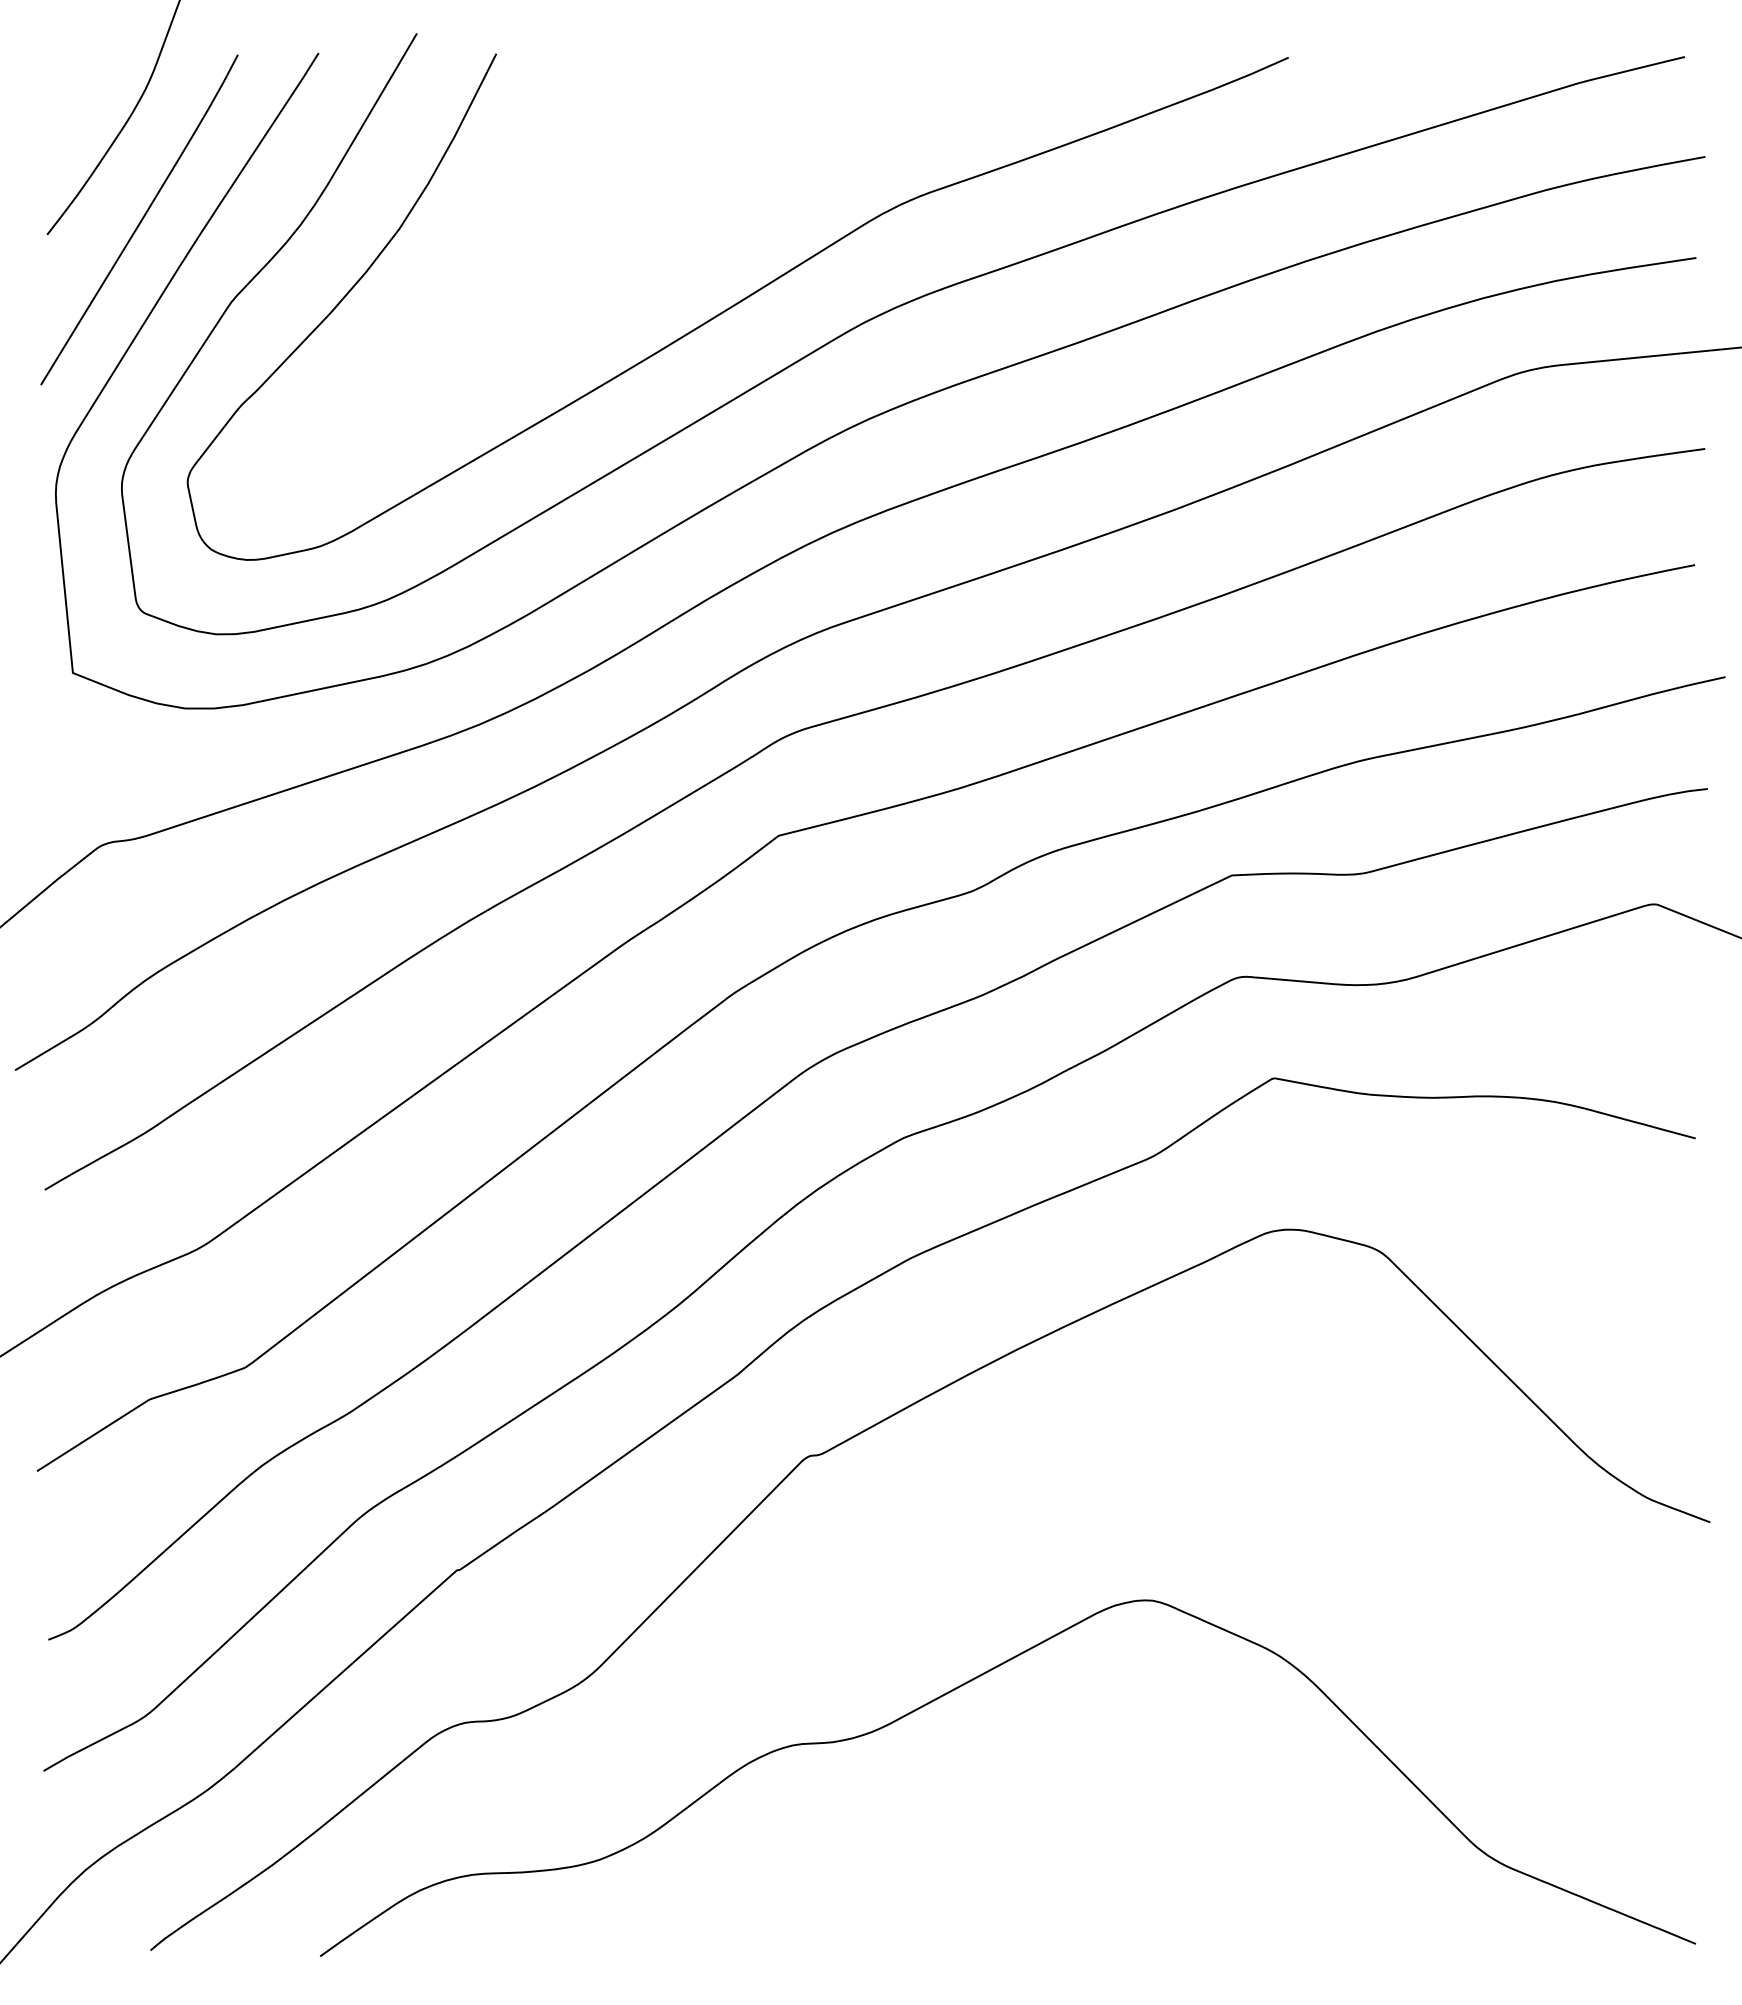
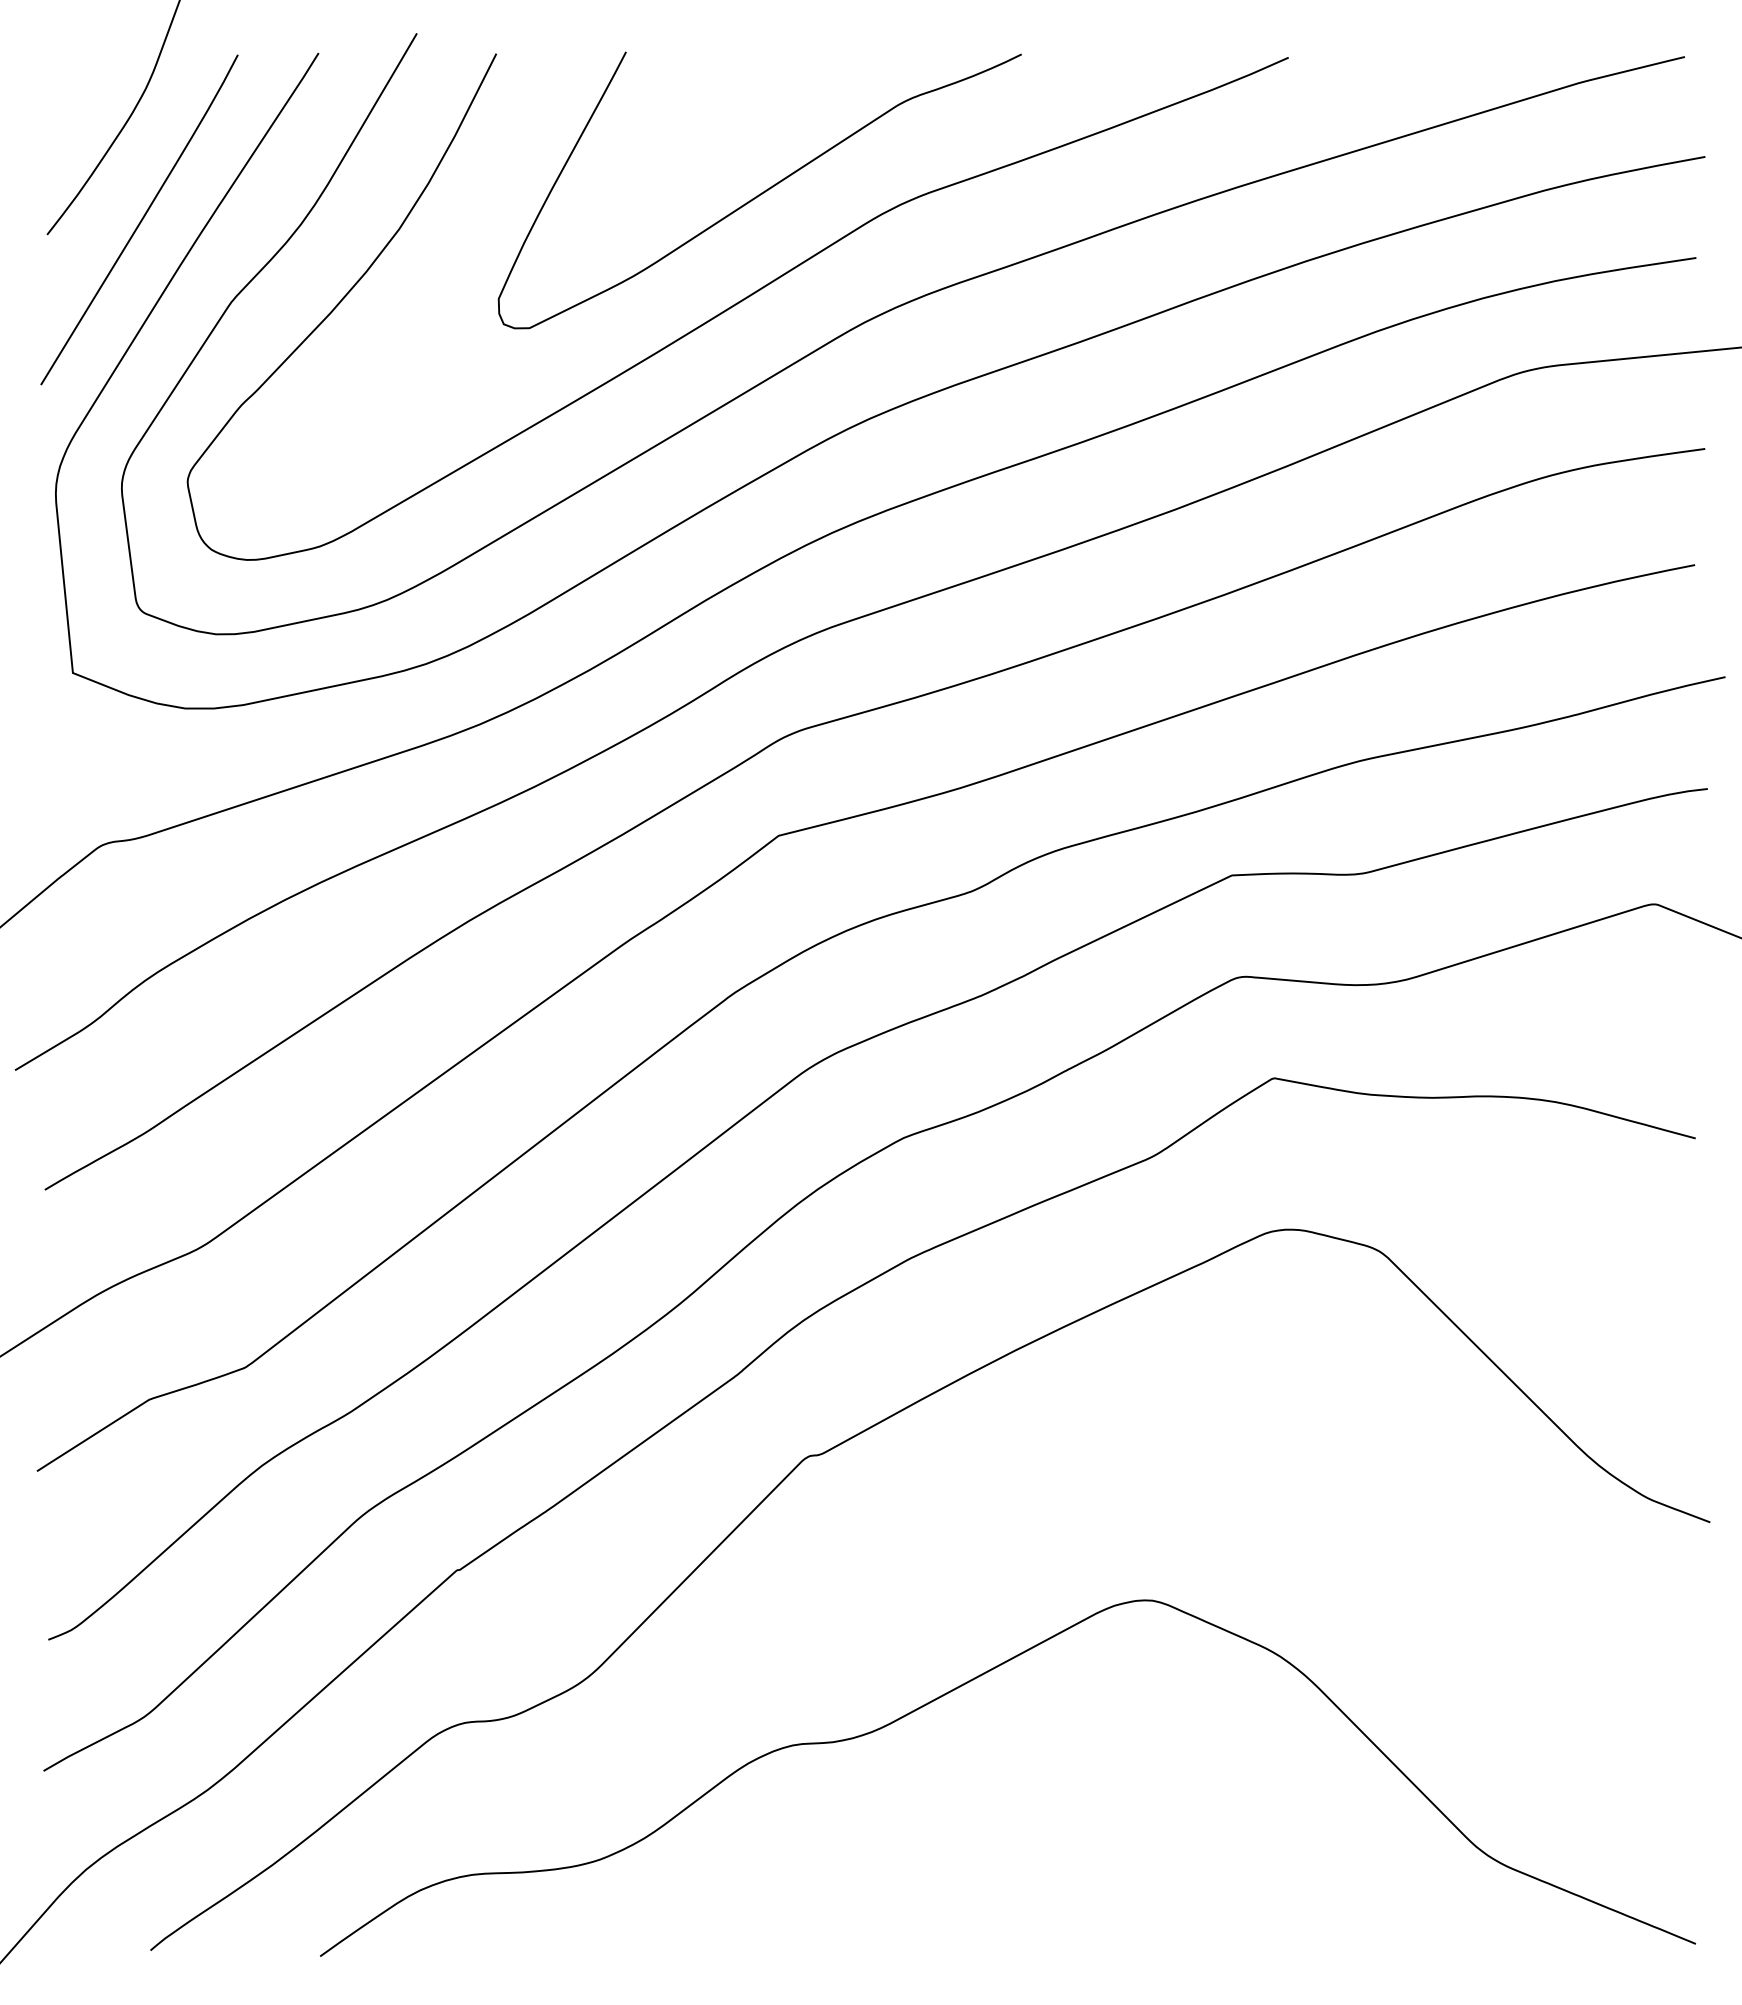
curve: none -> present (761, 192)
